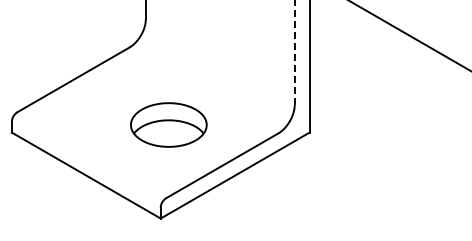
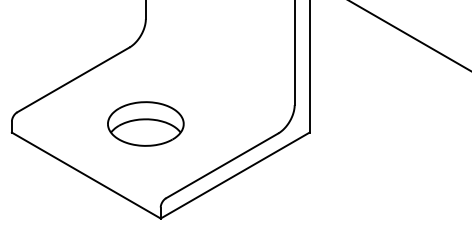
line: dashed -> solid (294, 52)
part position: (168, 124) -> (145, 123) (145, 123)
